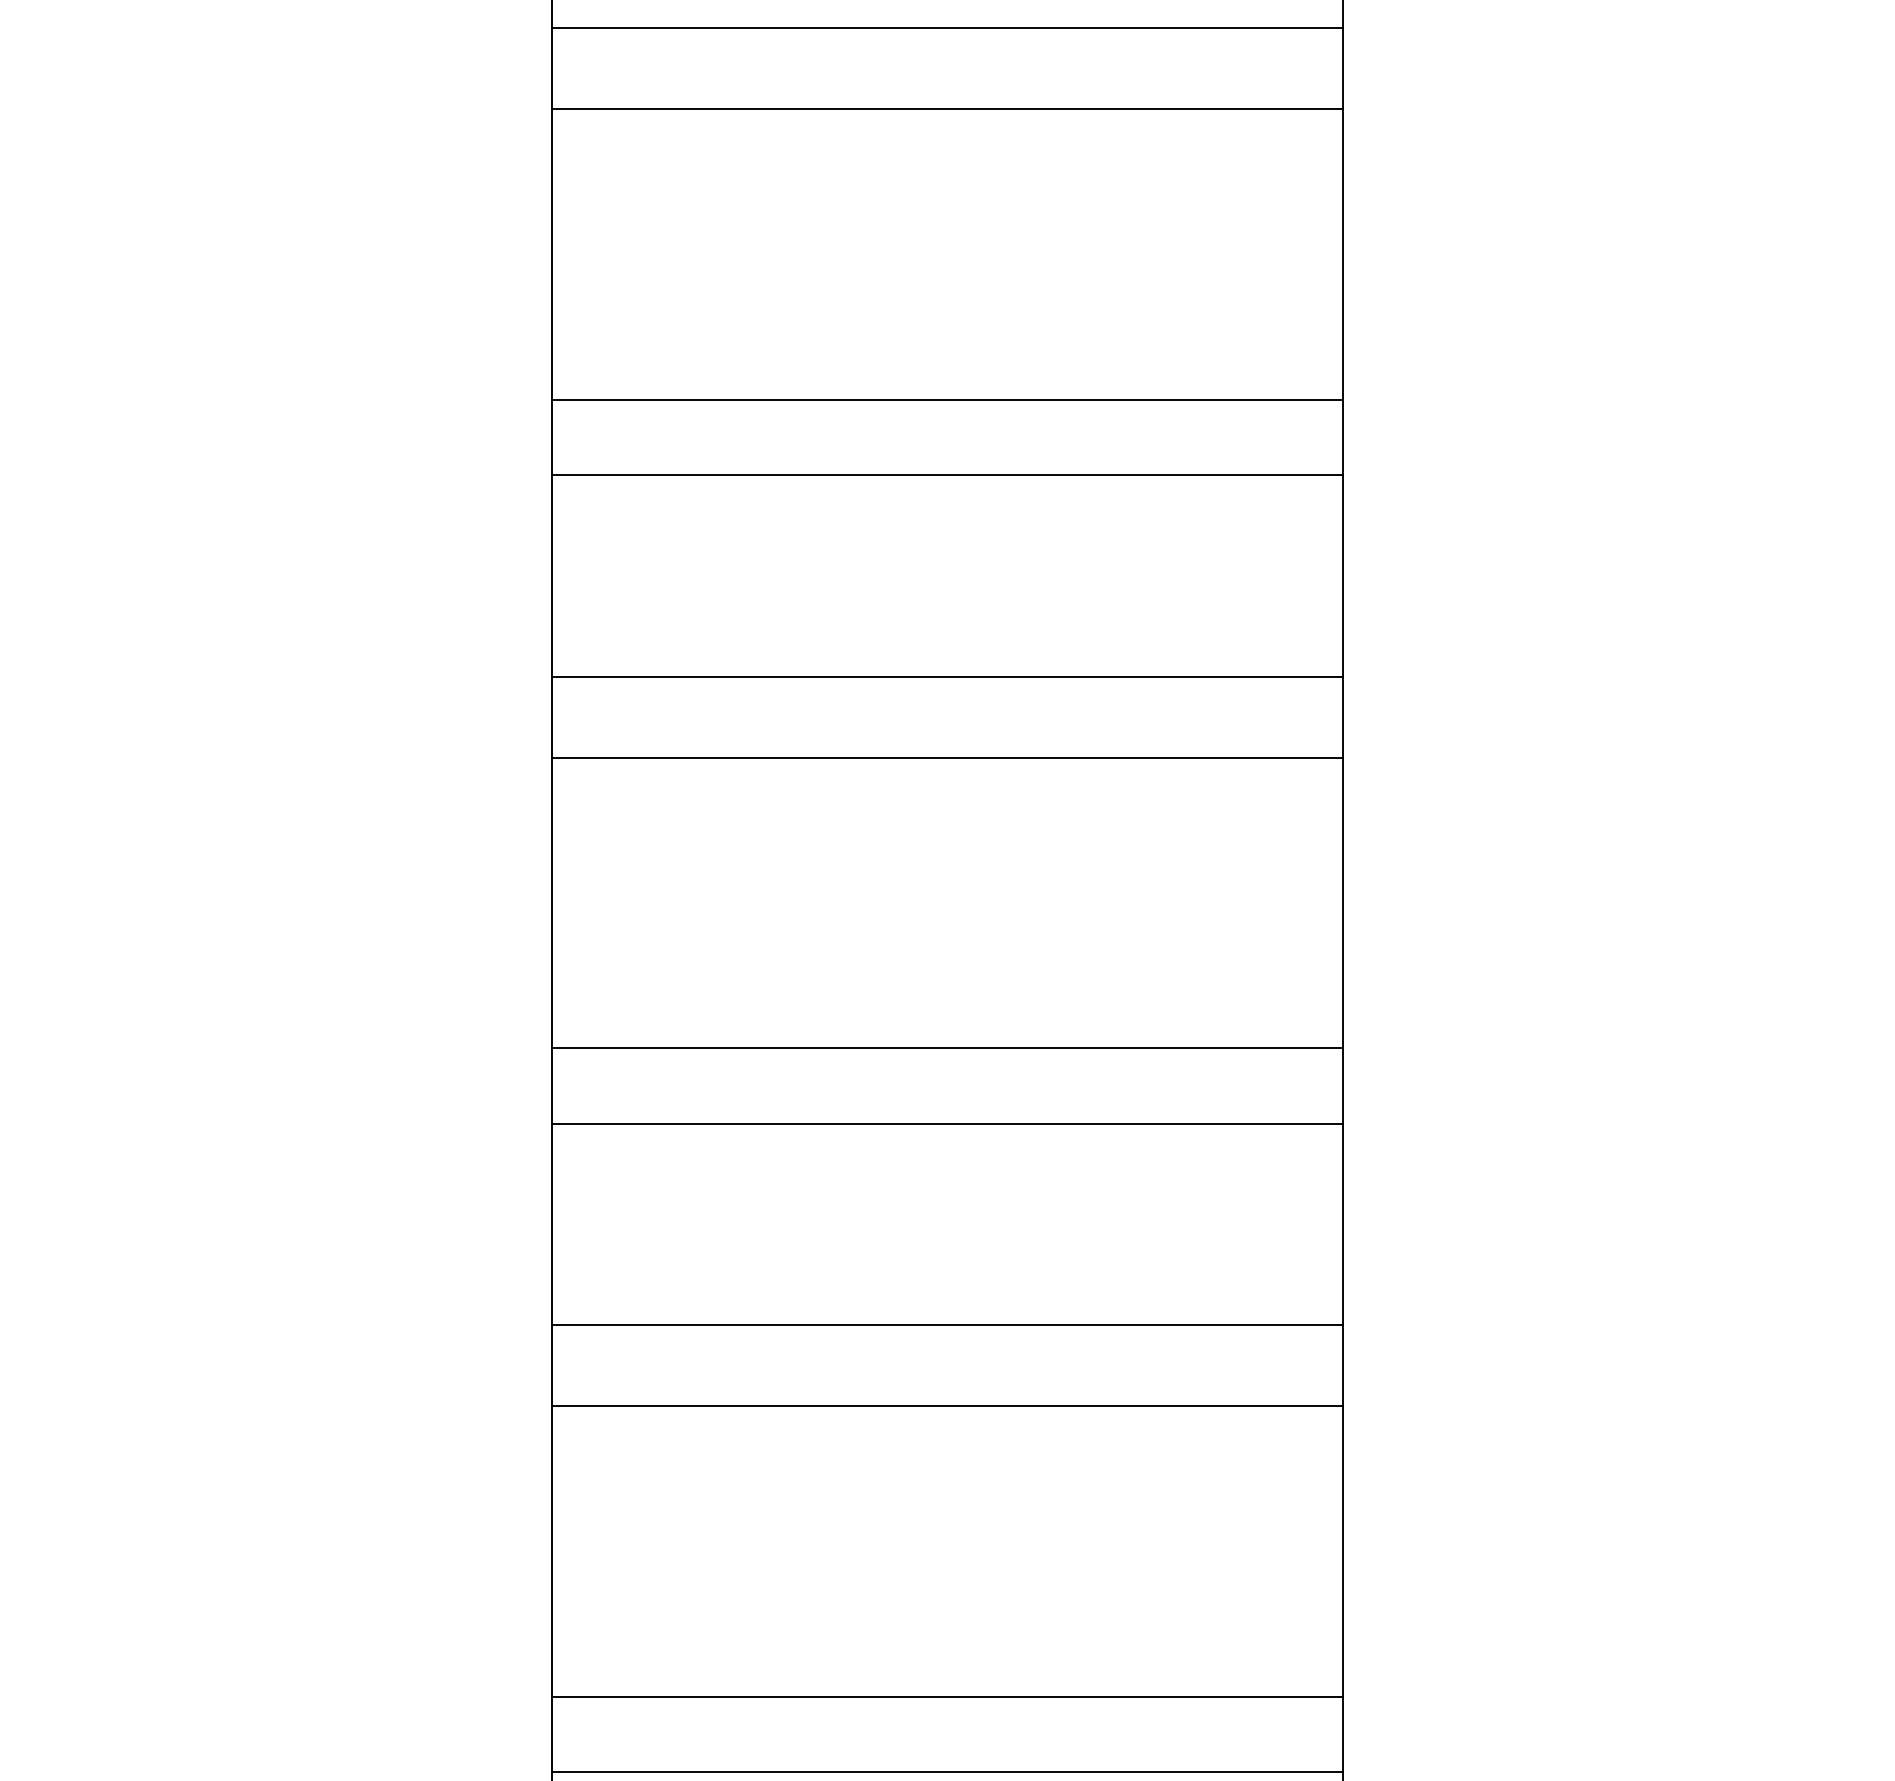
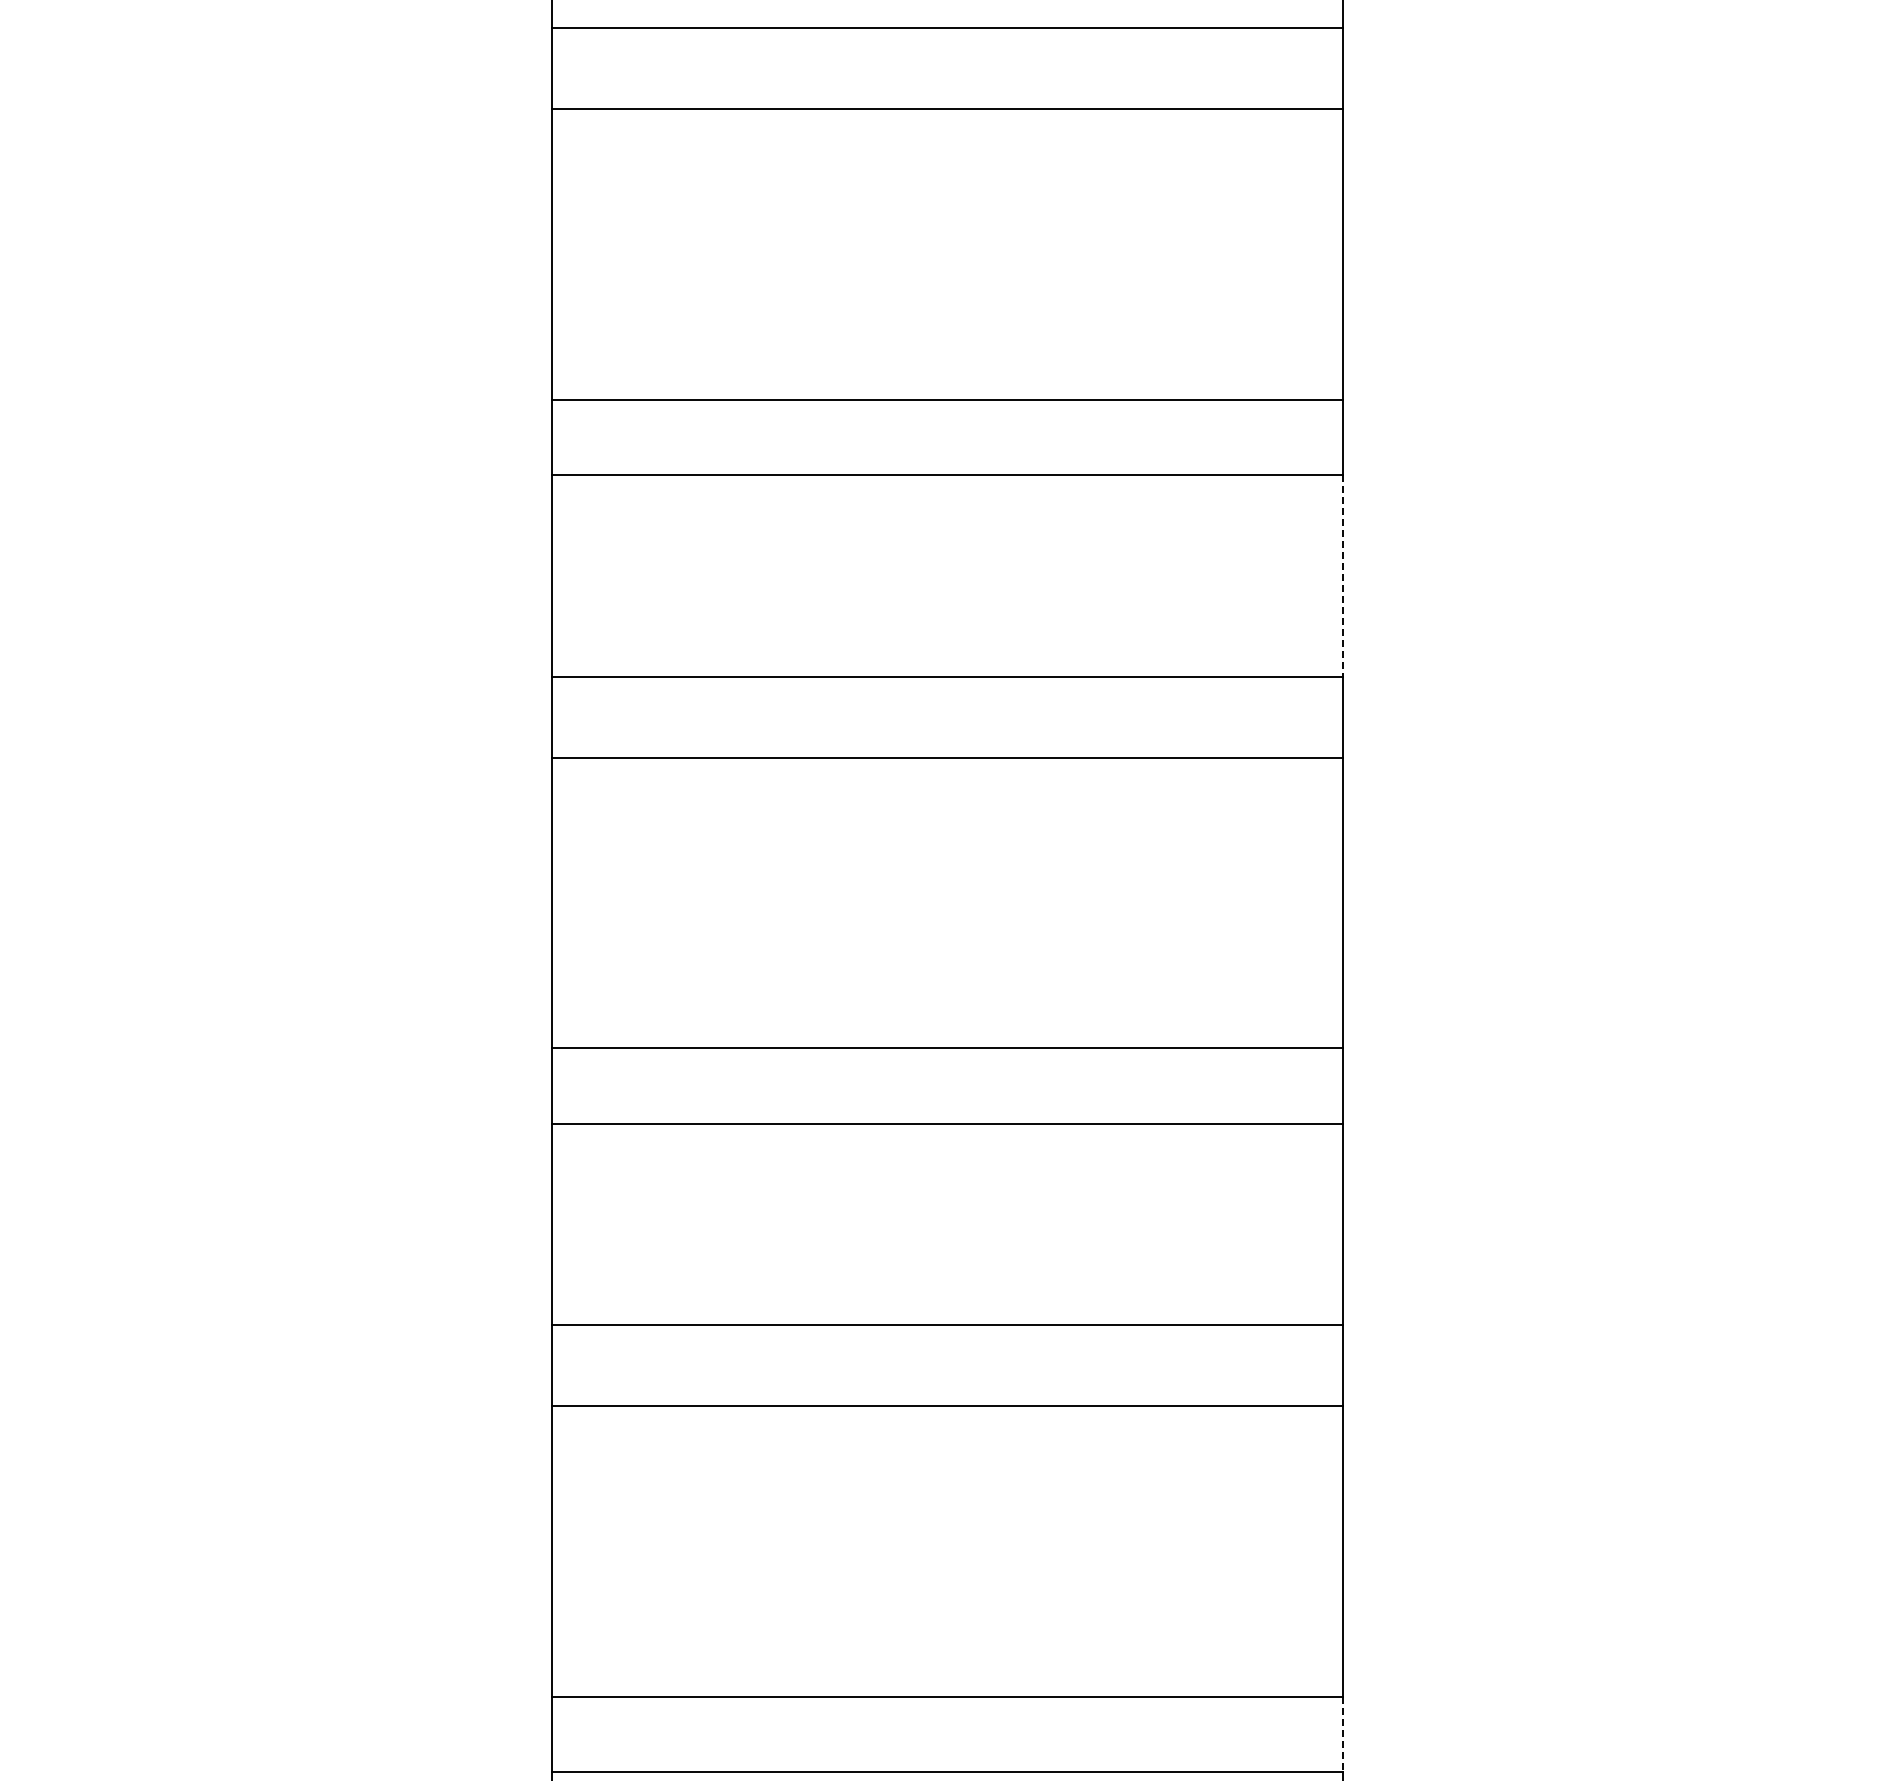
line: solid -> dashed (1342, 576)
line: solid -> dashed (1342, 1734)
